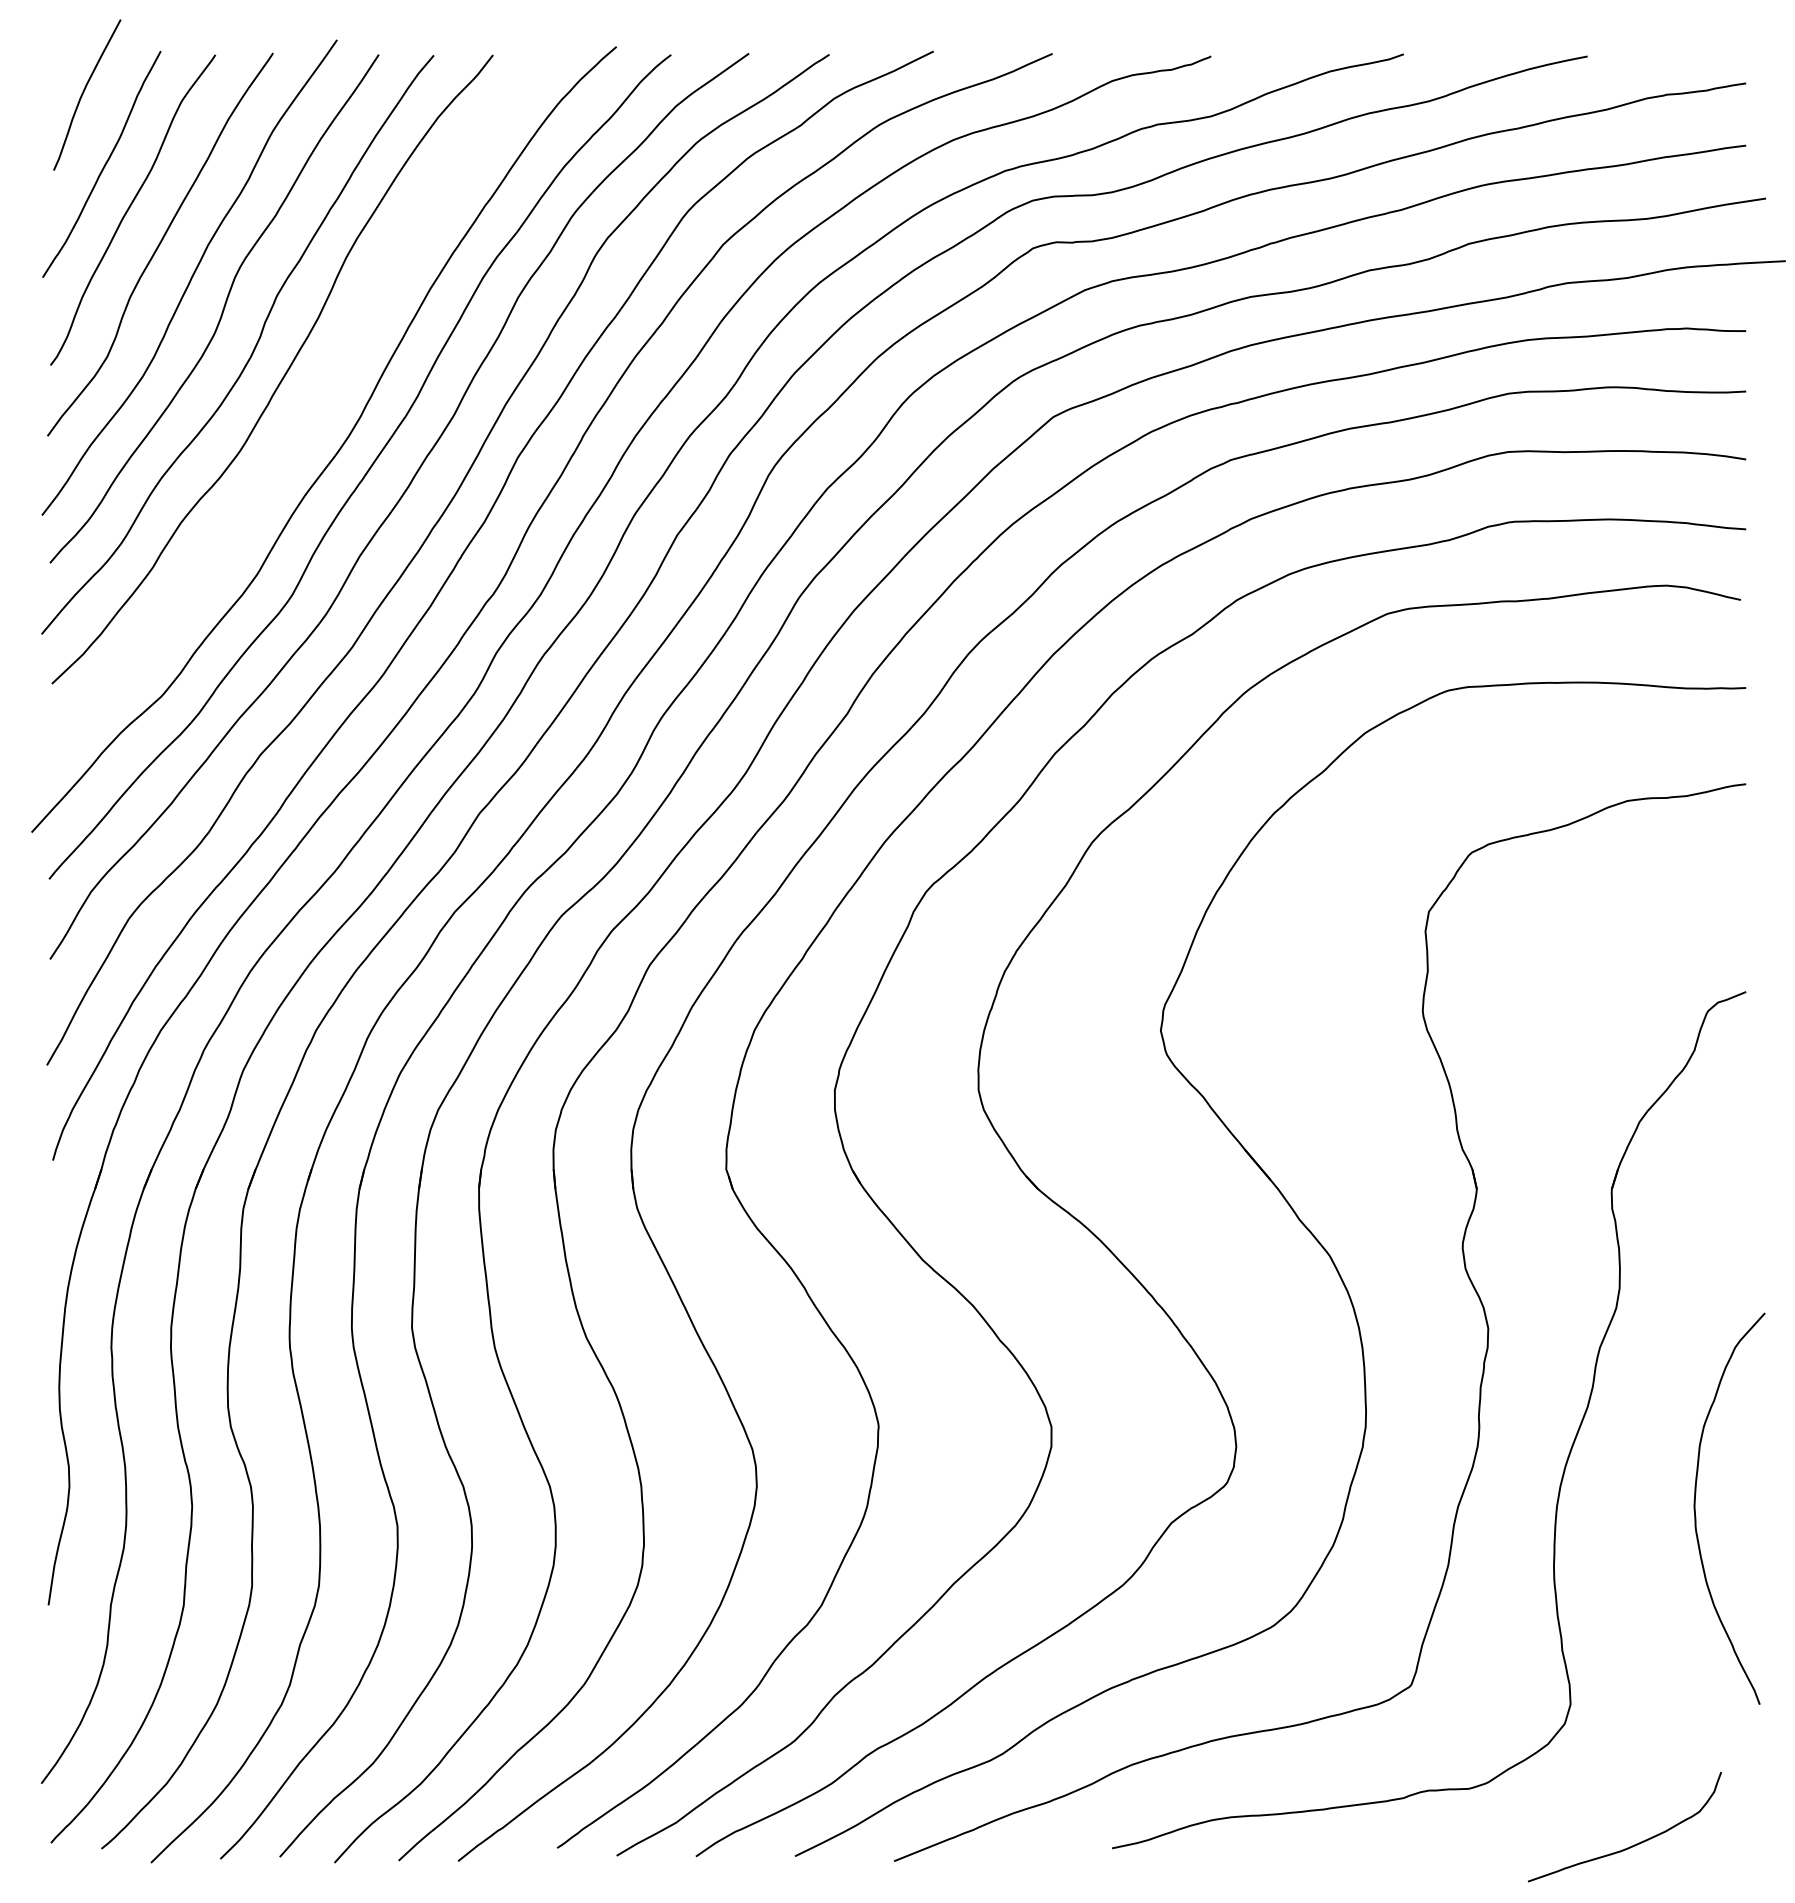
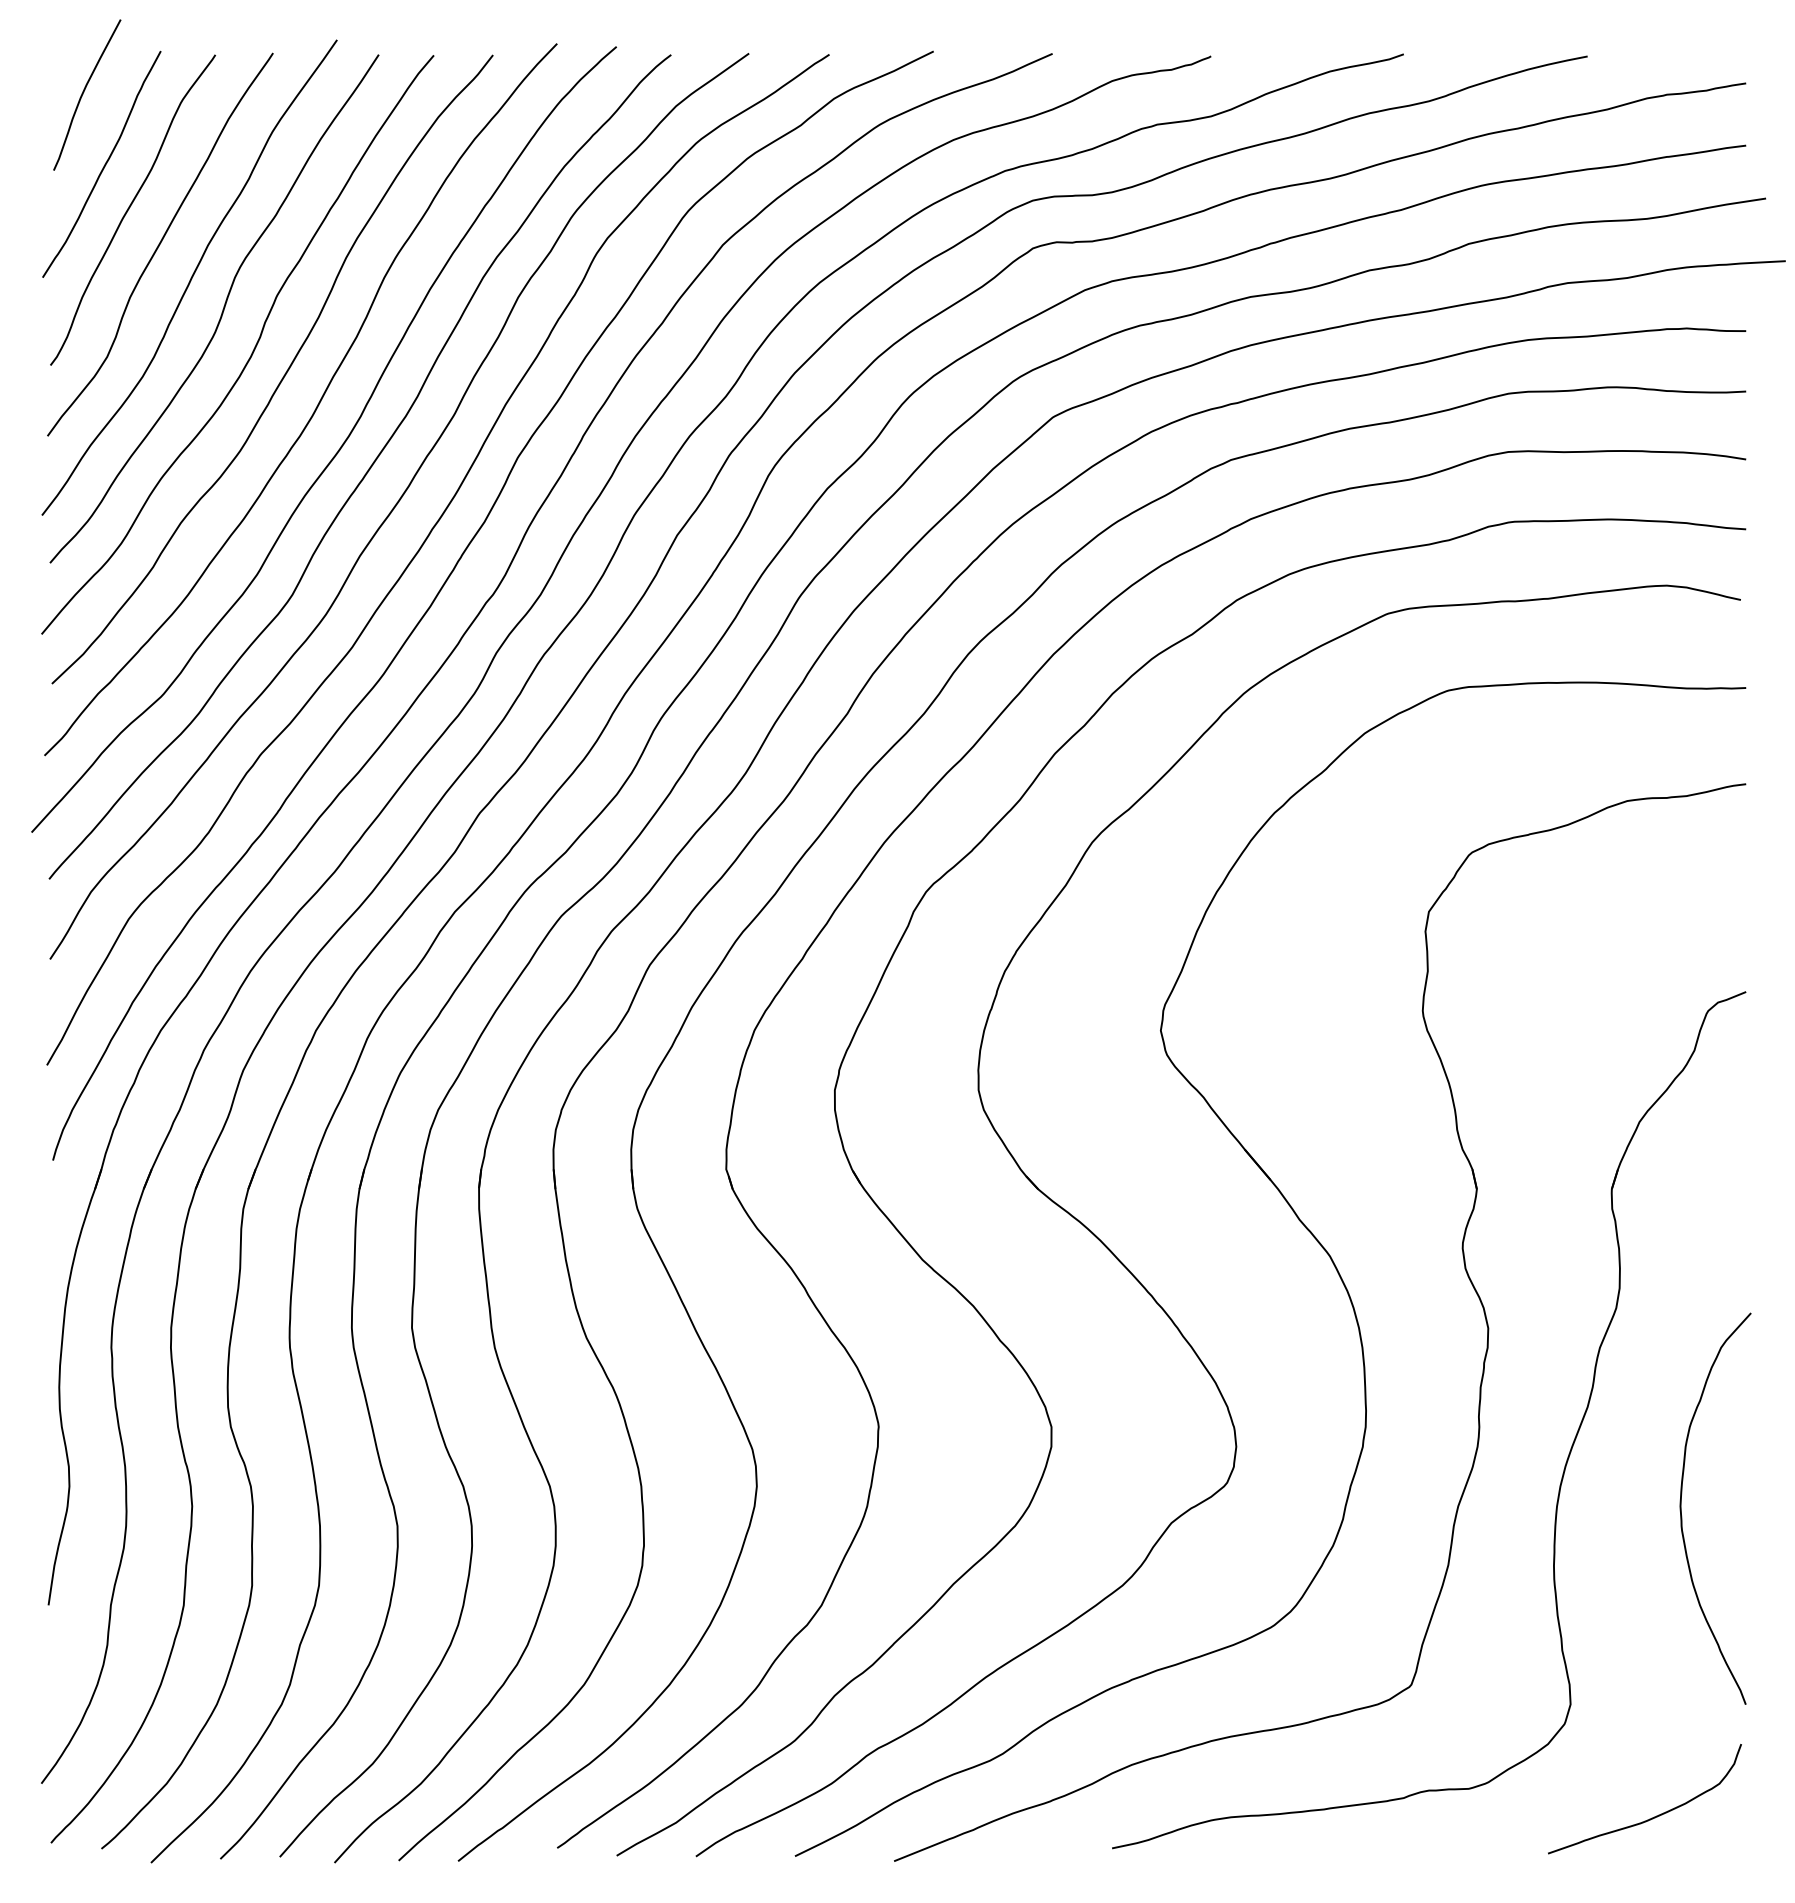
curve: none -> present (314, 409)
curve position: (1696, 1516) -> (1682, 1516) (1682, 1516)
curve position: (1631, 1845) -> (1651, 1817) (1651, 1817)
